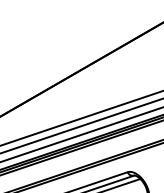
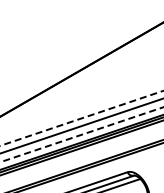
line: solid -> dashed (82, 118)
line: solid -> dashed (81, 134)
